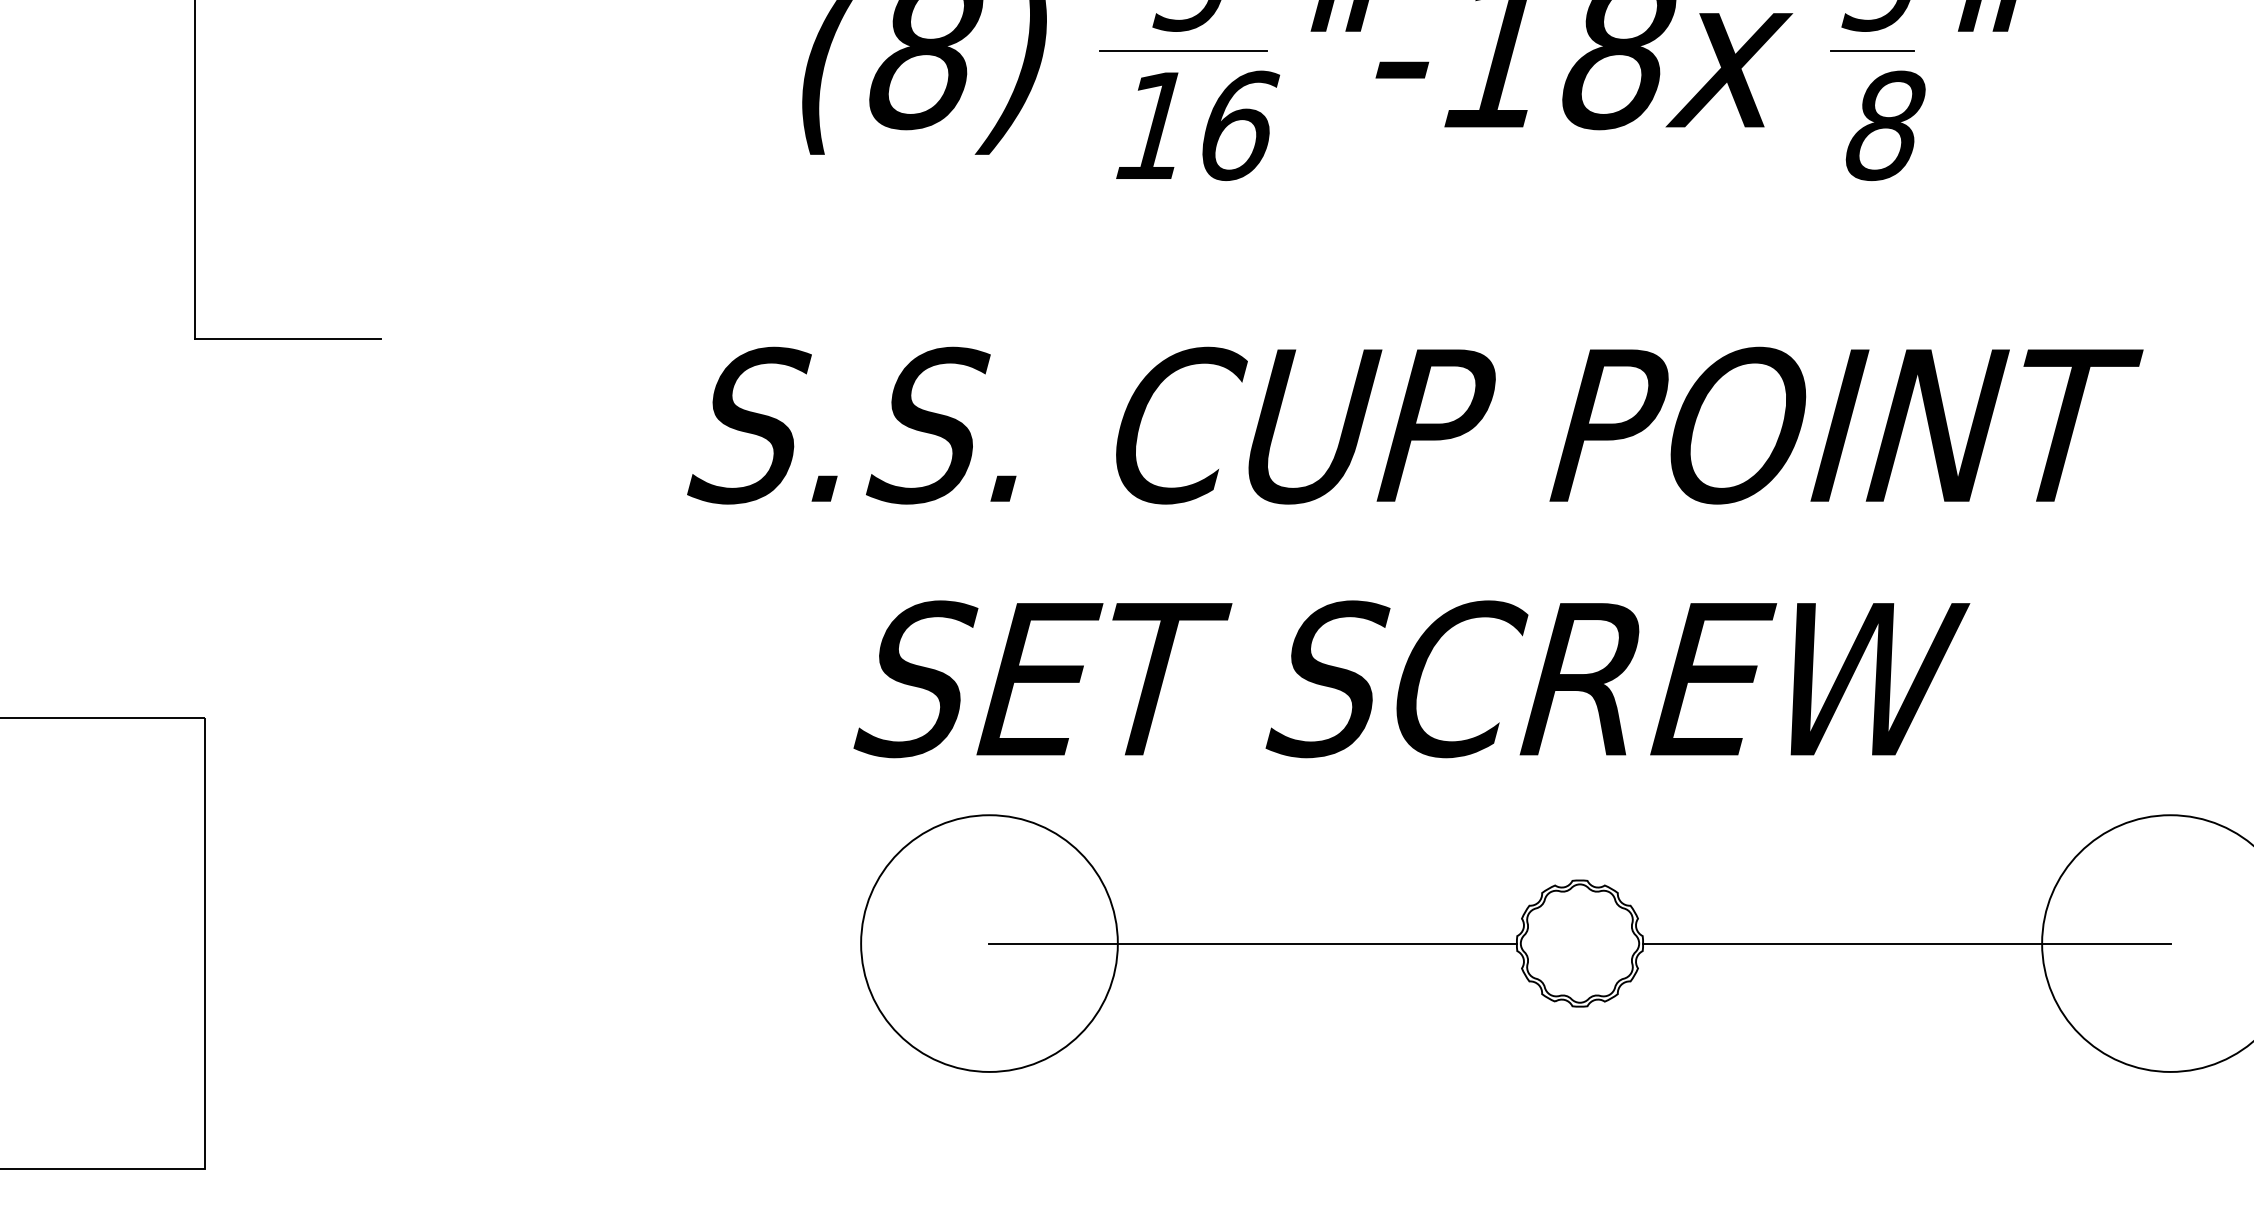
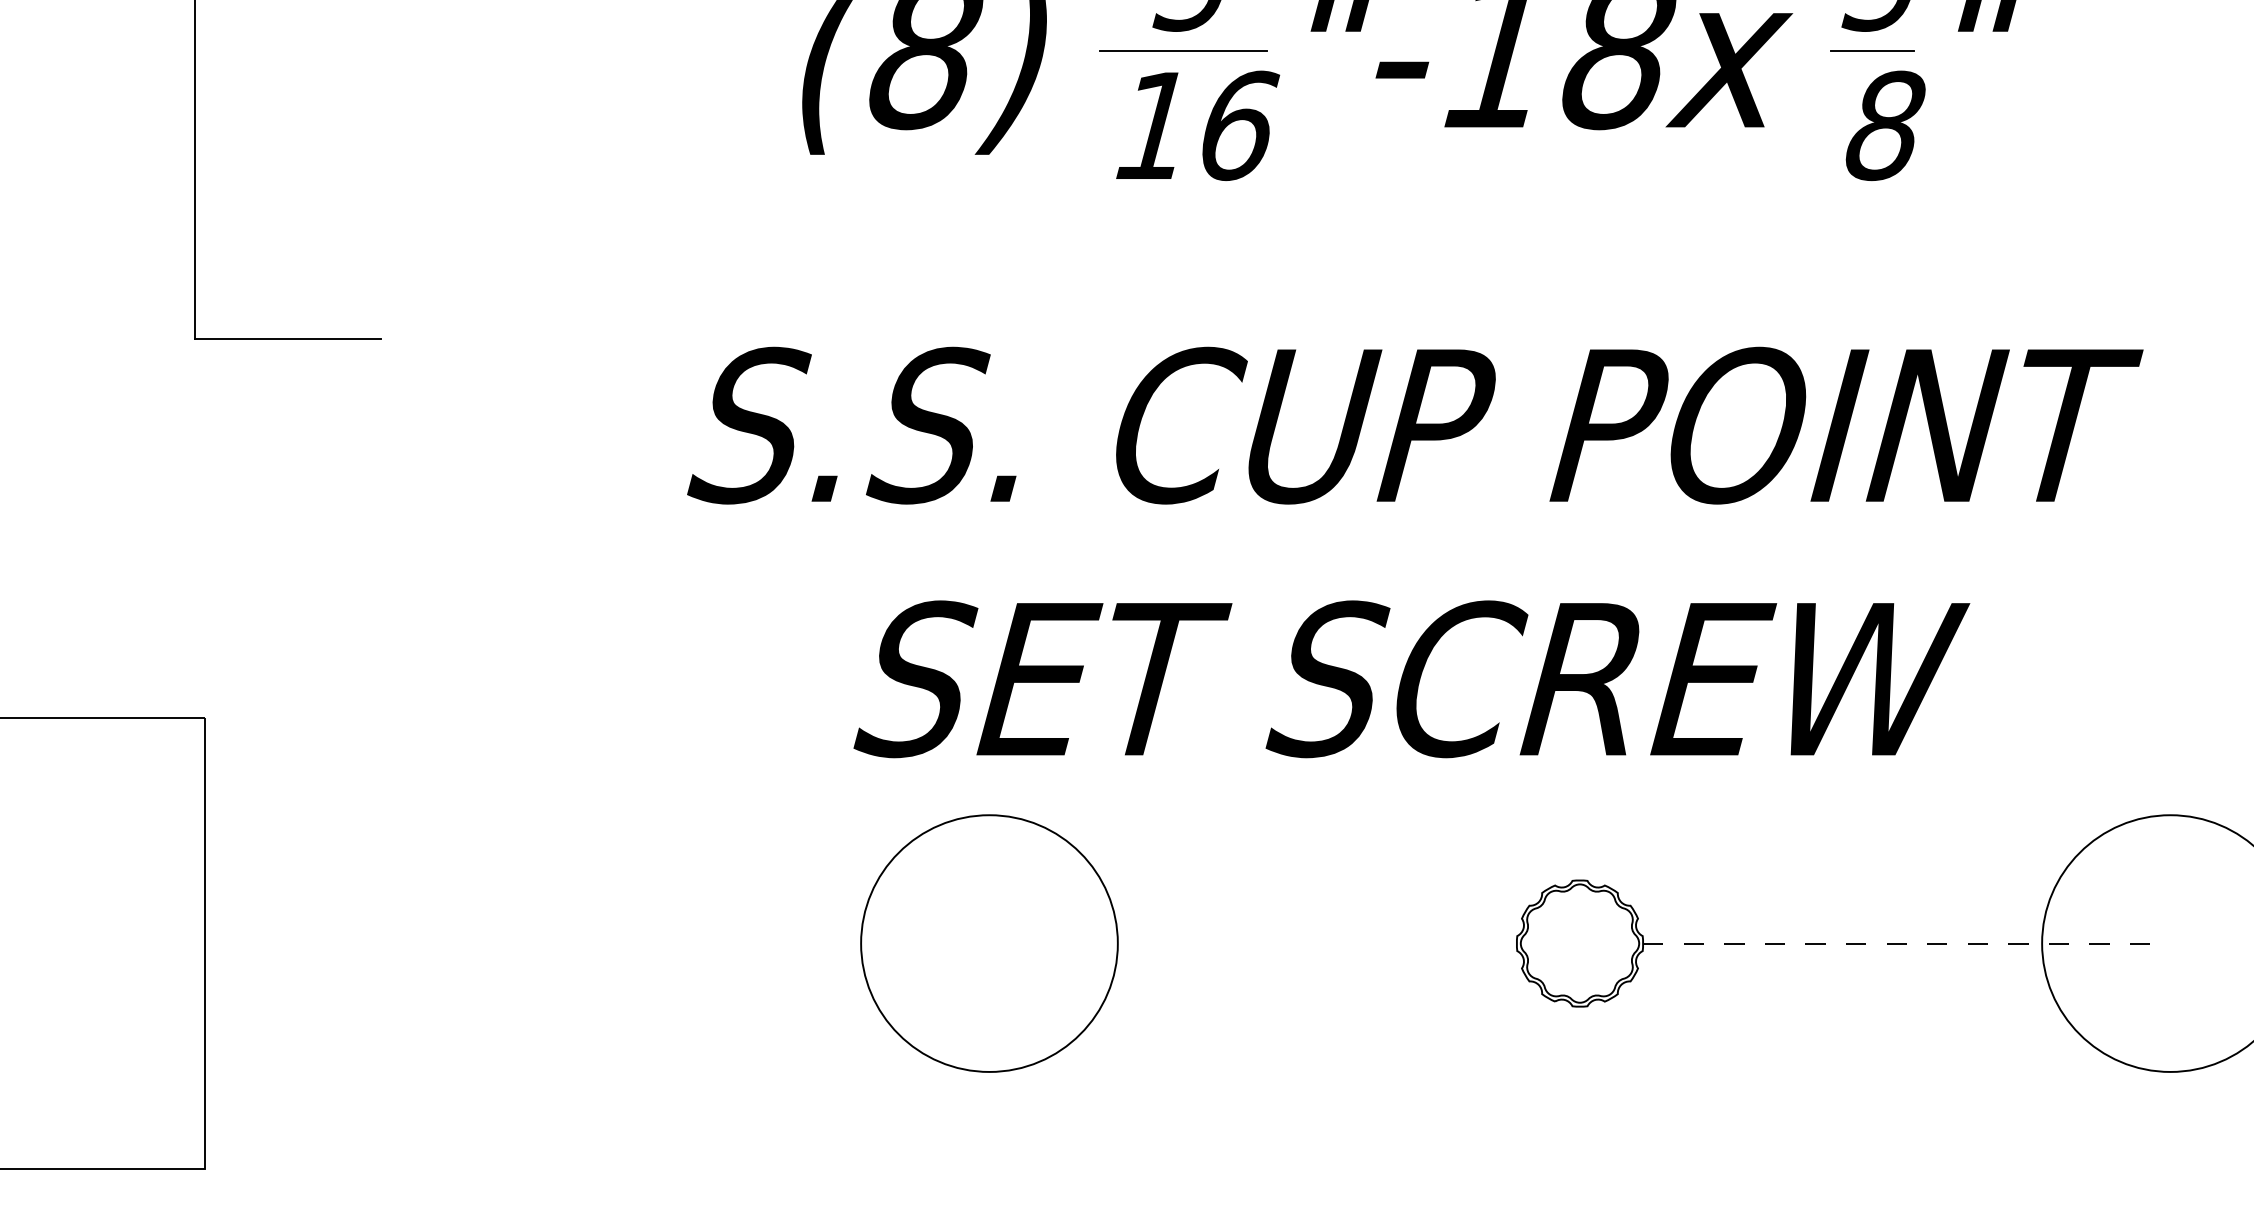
line: present -> none (1252, 943)
line: solid -> dashed (1906, 943)
